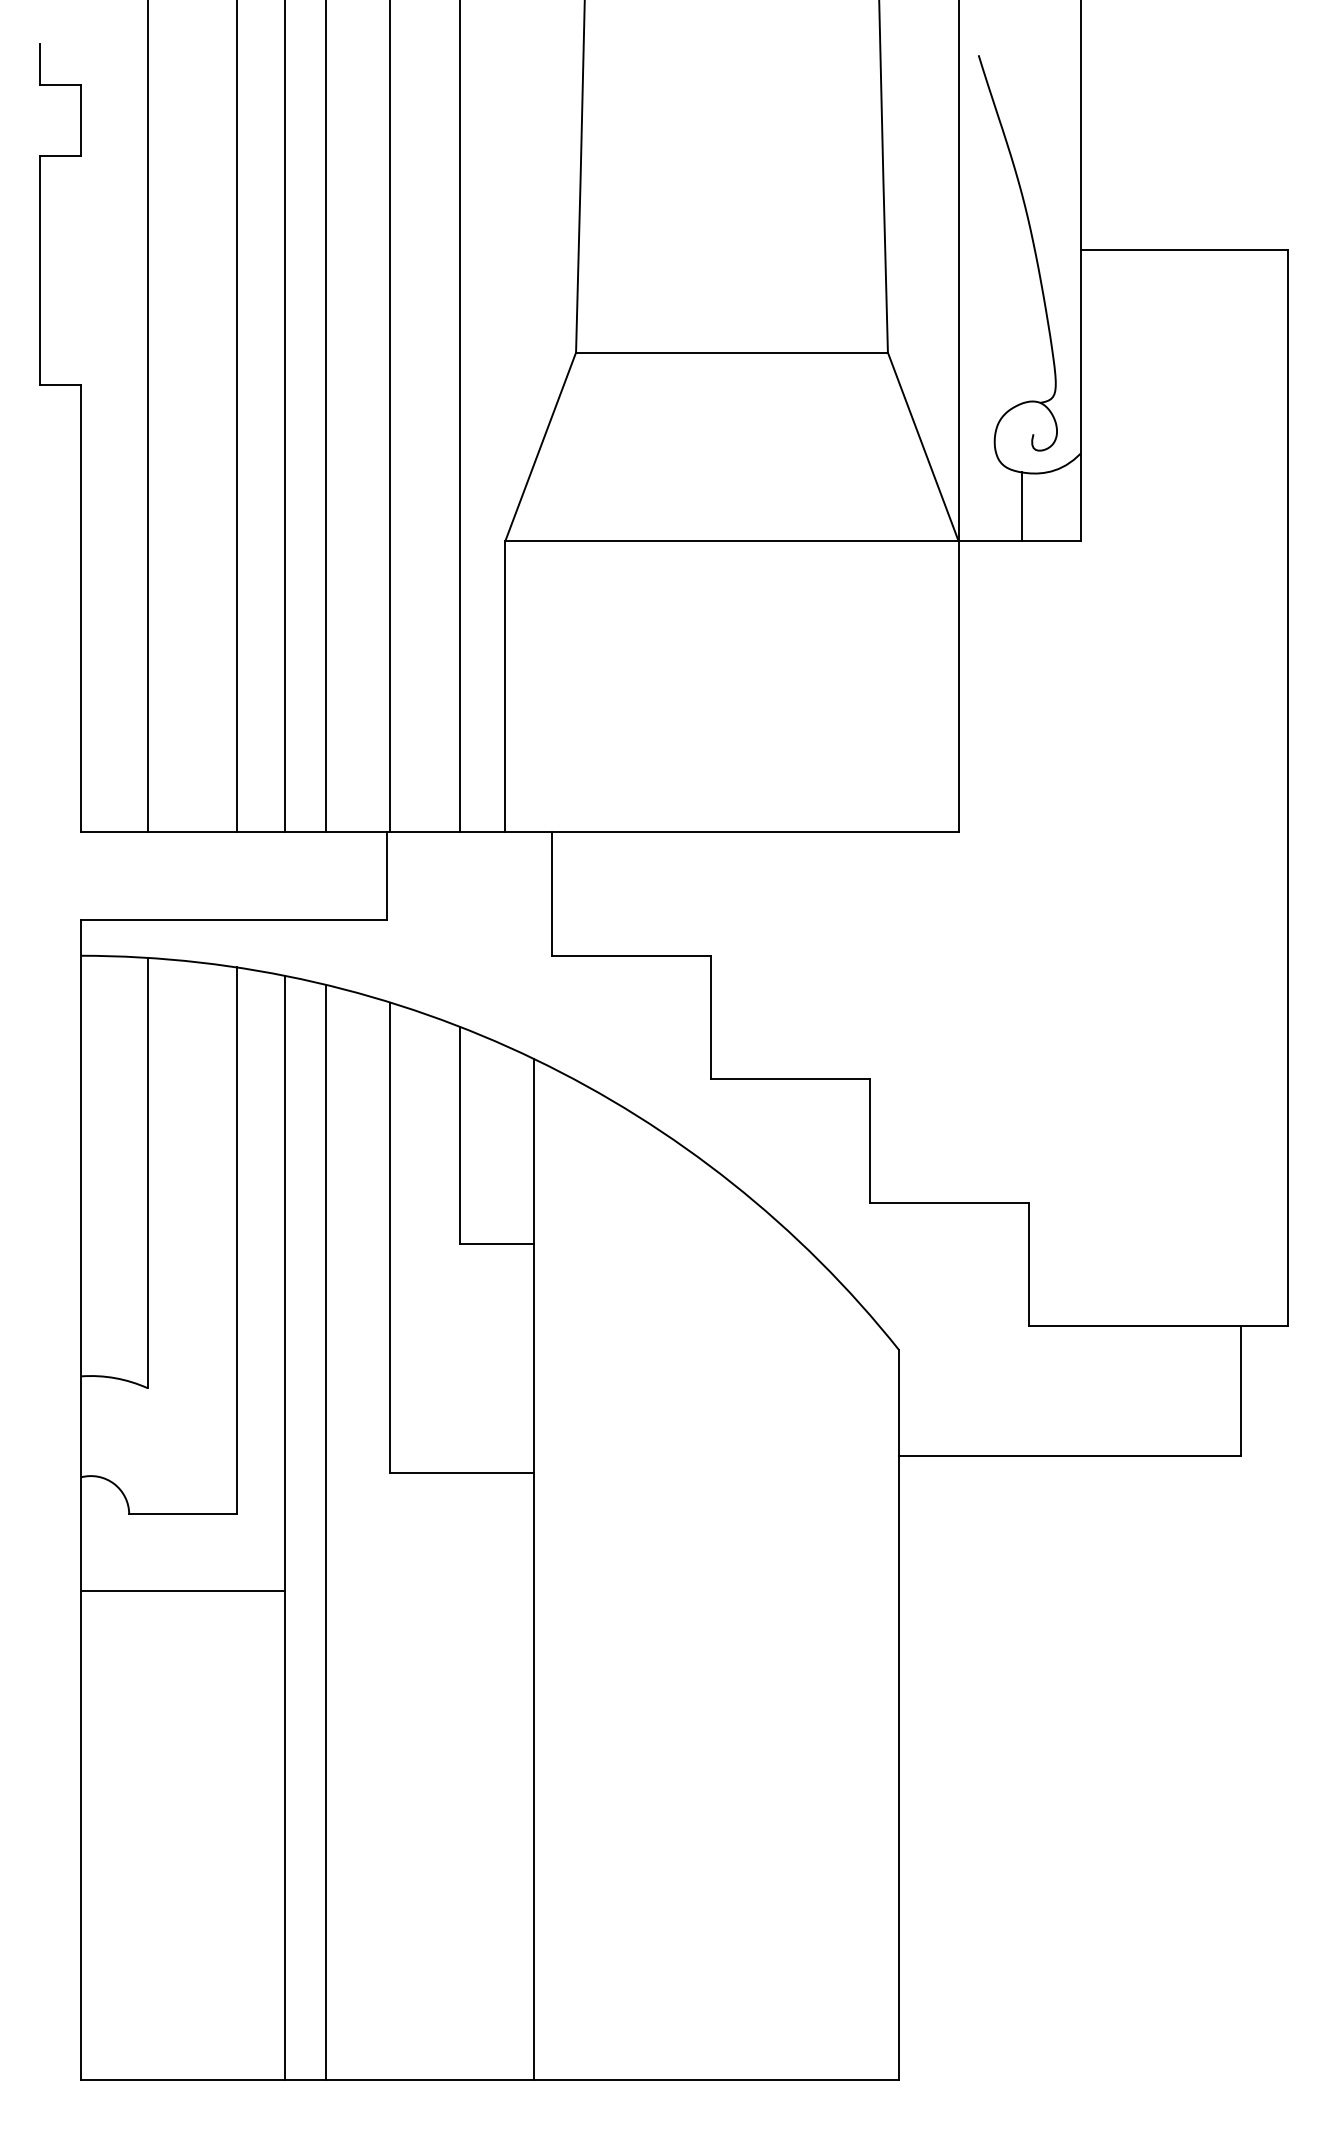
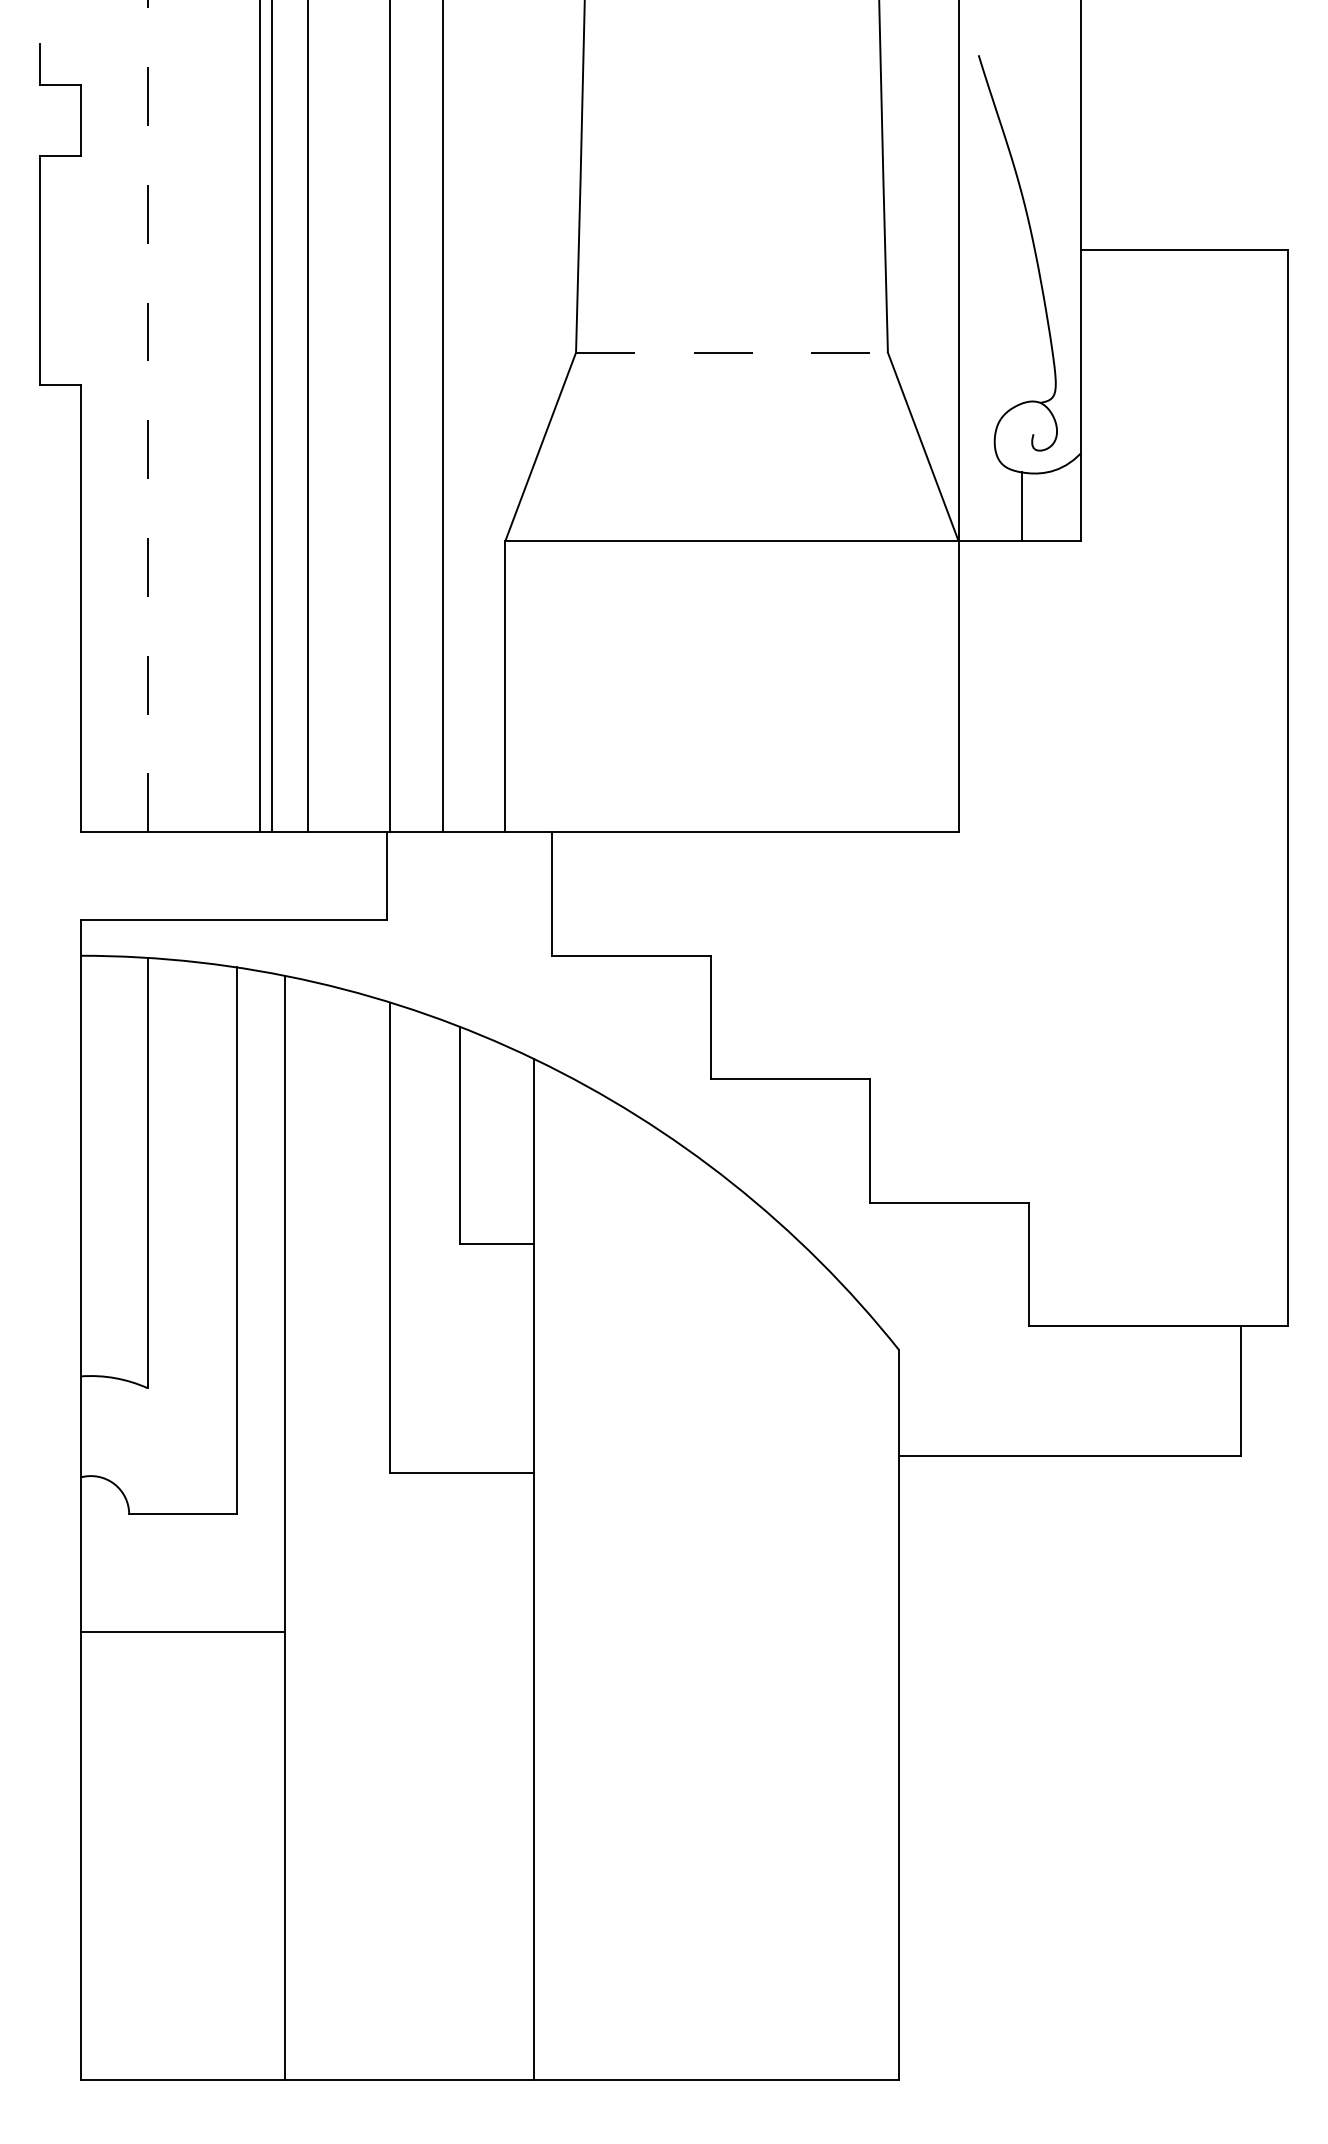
line: solid -> dashed (731, 352)
line: solid -> dashed (147, 416)
line position: (236, 417) -> (259, 417) (259, 417)
line position: (285, 417) -> (272, 417) (272, 417)
line position: (325, 417) -> (307, 417) (307, 417)
line position: (460, 417) -> (443, 417) (443, 417)
line: present -> none (325, 1531)
line position: (183, 1590) -> (183, 1631) (183, 1631)
